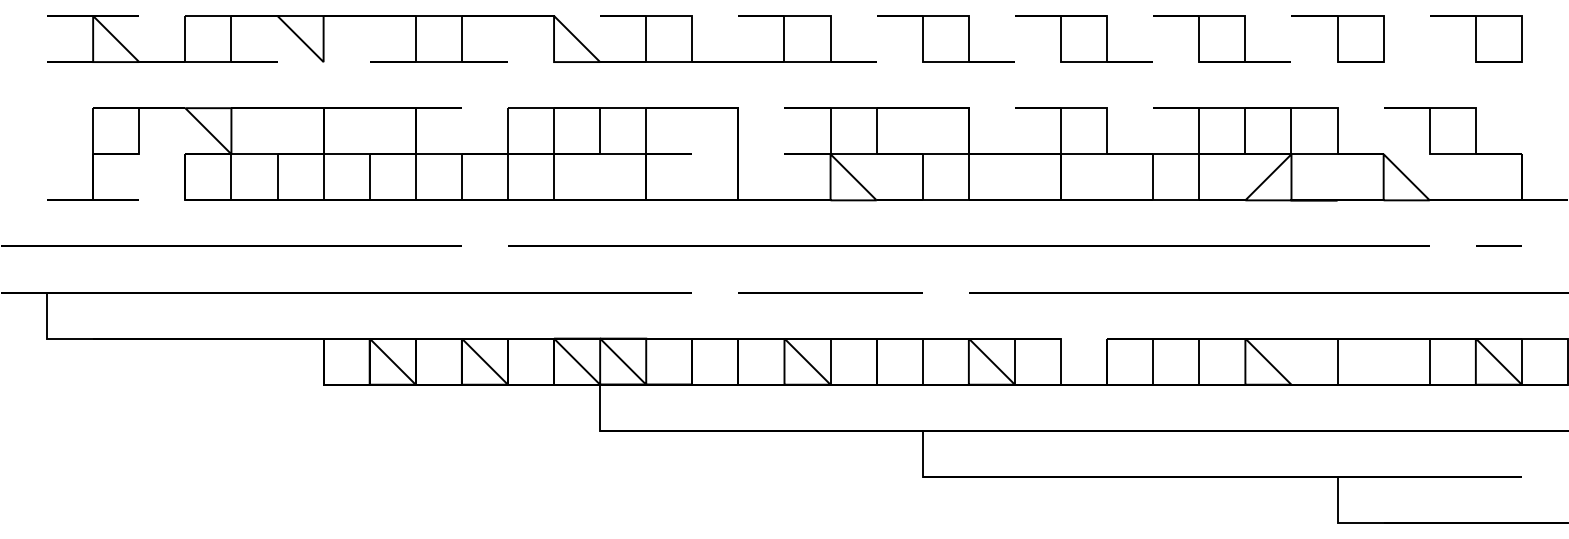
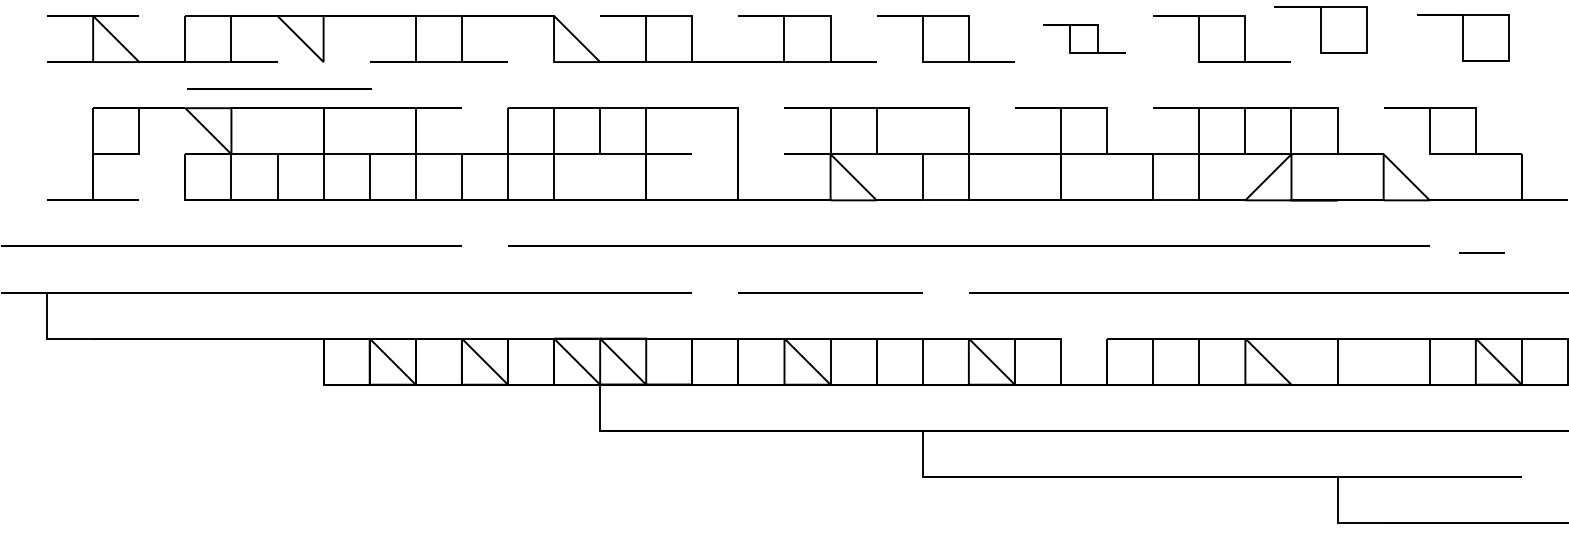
part size: 138x48 px -> 83x30 px (1084, 38)
part position: (1337, 38) -> (1320, 29) (1320, 29)
part position: (1476, 38) -> (1463, 37) (1463, 37)
line: none -> present (279, 88)
line position: (1498, 245) -> (1481, 252) (1481, 252)
